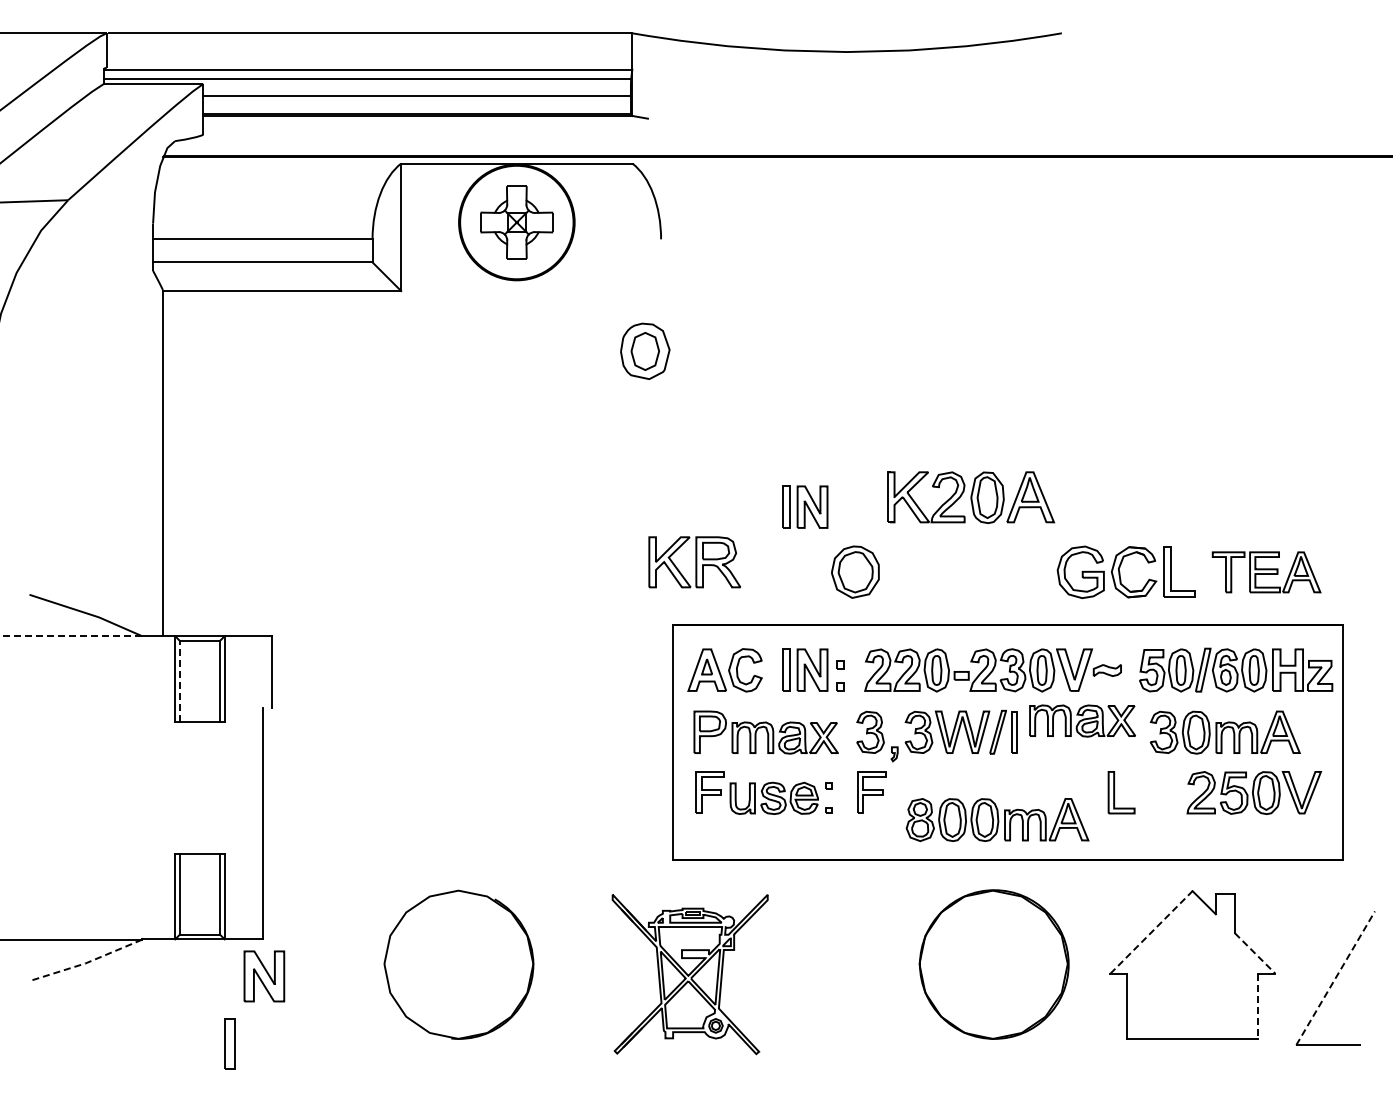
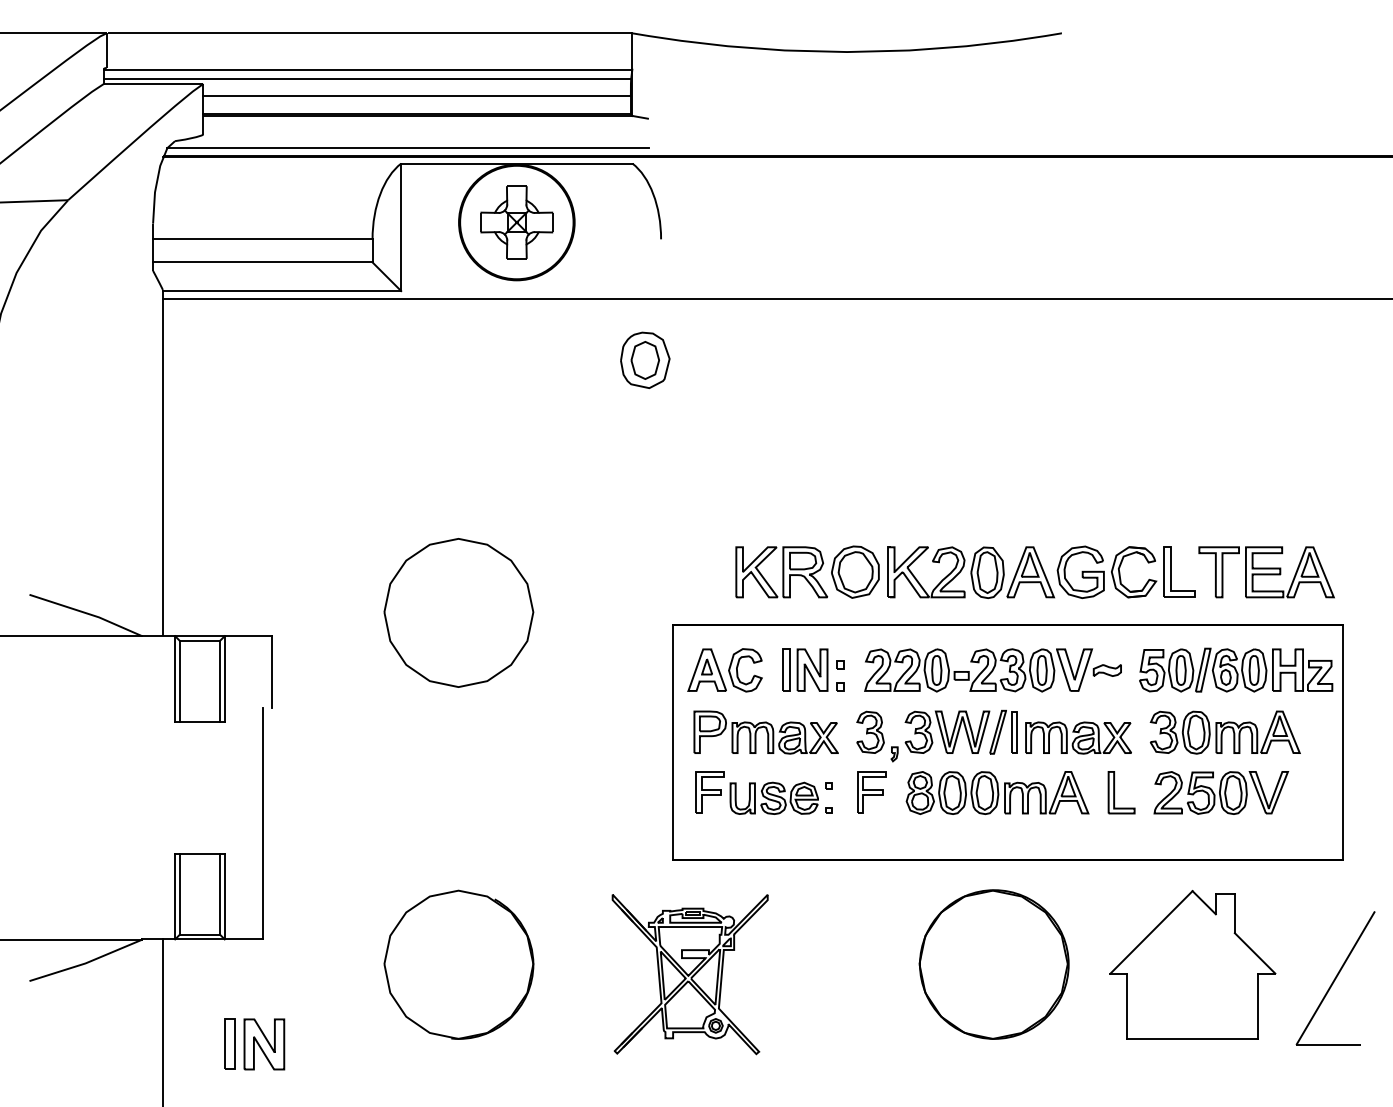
line: none -> present (408, 148)
line: none -> present (775, 298)
part position: (645, 350) -> (645, 359) (645, 359)
part position: (970, 497) -> (970, 572) (970, 572)
part: present -> none (805, 506)
part position: (694, 562) -> (781, 572) (781, 572)
part size: 111x43 px -> 137x53 px (1266, 572)
part: none -> present (458, 612)
line: dashed -> solid (71, 636)
line: dashed -> solid (179, 680)
part position: (1082, 720) -> (1078, 737) (1078, 737)
part position: (1254, 792) -> (1221, 792) (1221, 792)
part position: (997, 819) -> (997, 792) (997, 792)
line: dashed -> solid (1151, 932)
line: dashed -> solid (1255, 953)
line: dashed -> solid (86, 963)
part position: (264, 976) -> (264, 1044) (264, 1044)
line: dashed -> solid (1335, 978)
line: dashed -> solid (1258, 1006)
line: none -> present (162, 1021)
